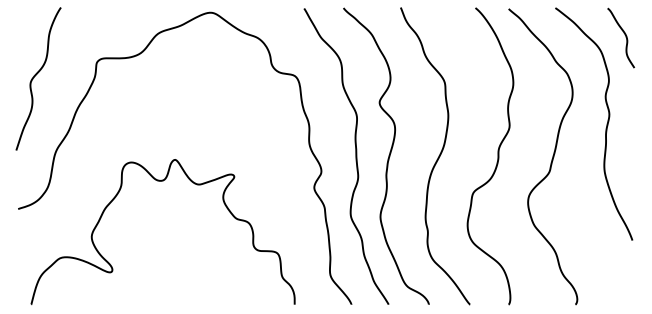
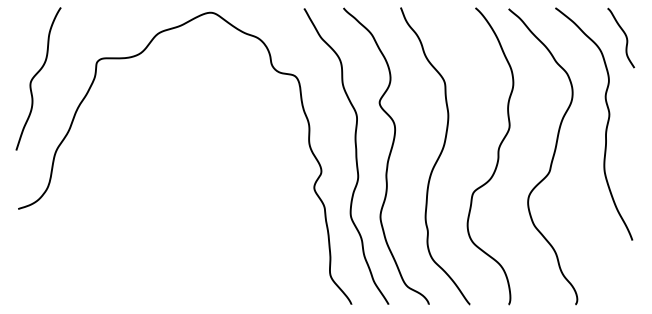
curve: present -> none (162, 181)
